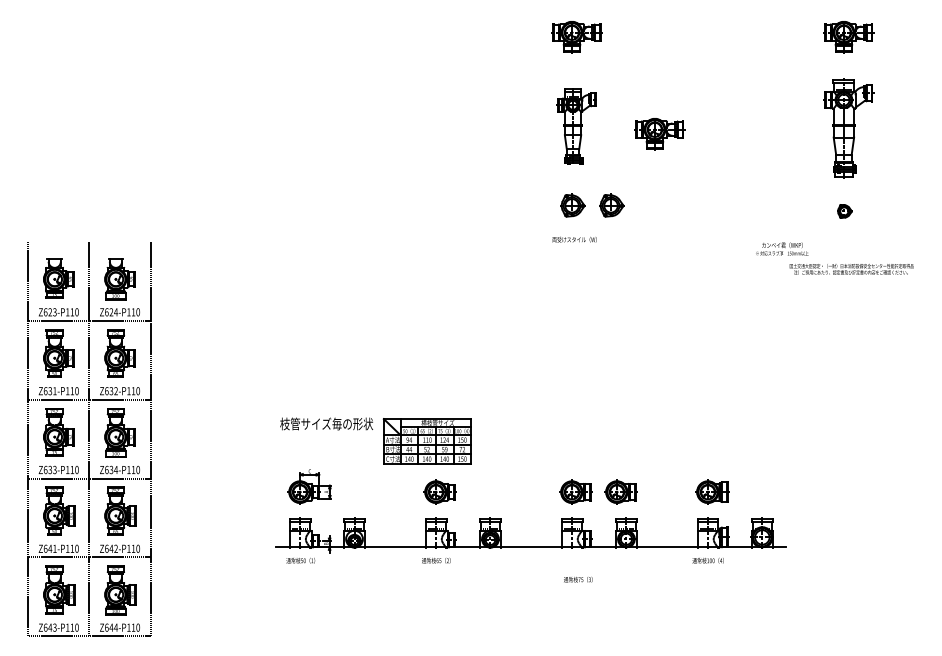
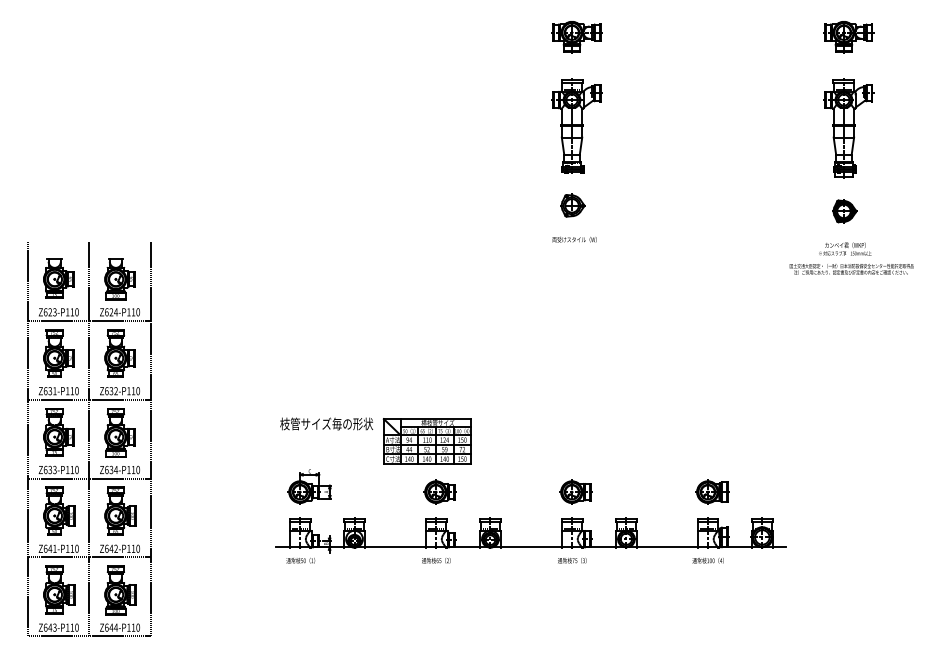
part size: 41x77 px -> 52x96 px (576, 125)
part: present -> none (659, 134)
part: present -> none (611, 205)
part size: 16x15 px -> 26x25 px (844, 211)
text position: (782, 248) -> (845, 248) (845, 248)
part: present -> none (620, 491)
text position: (578, 579) -> (572, 560) (572, 560)
